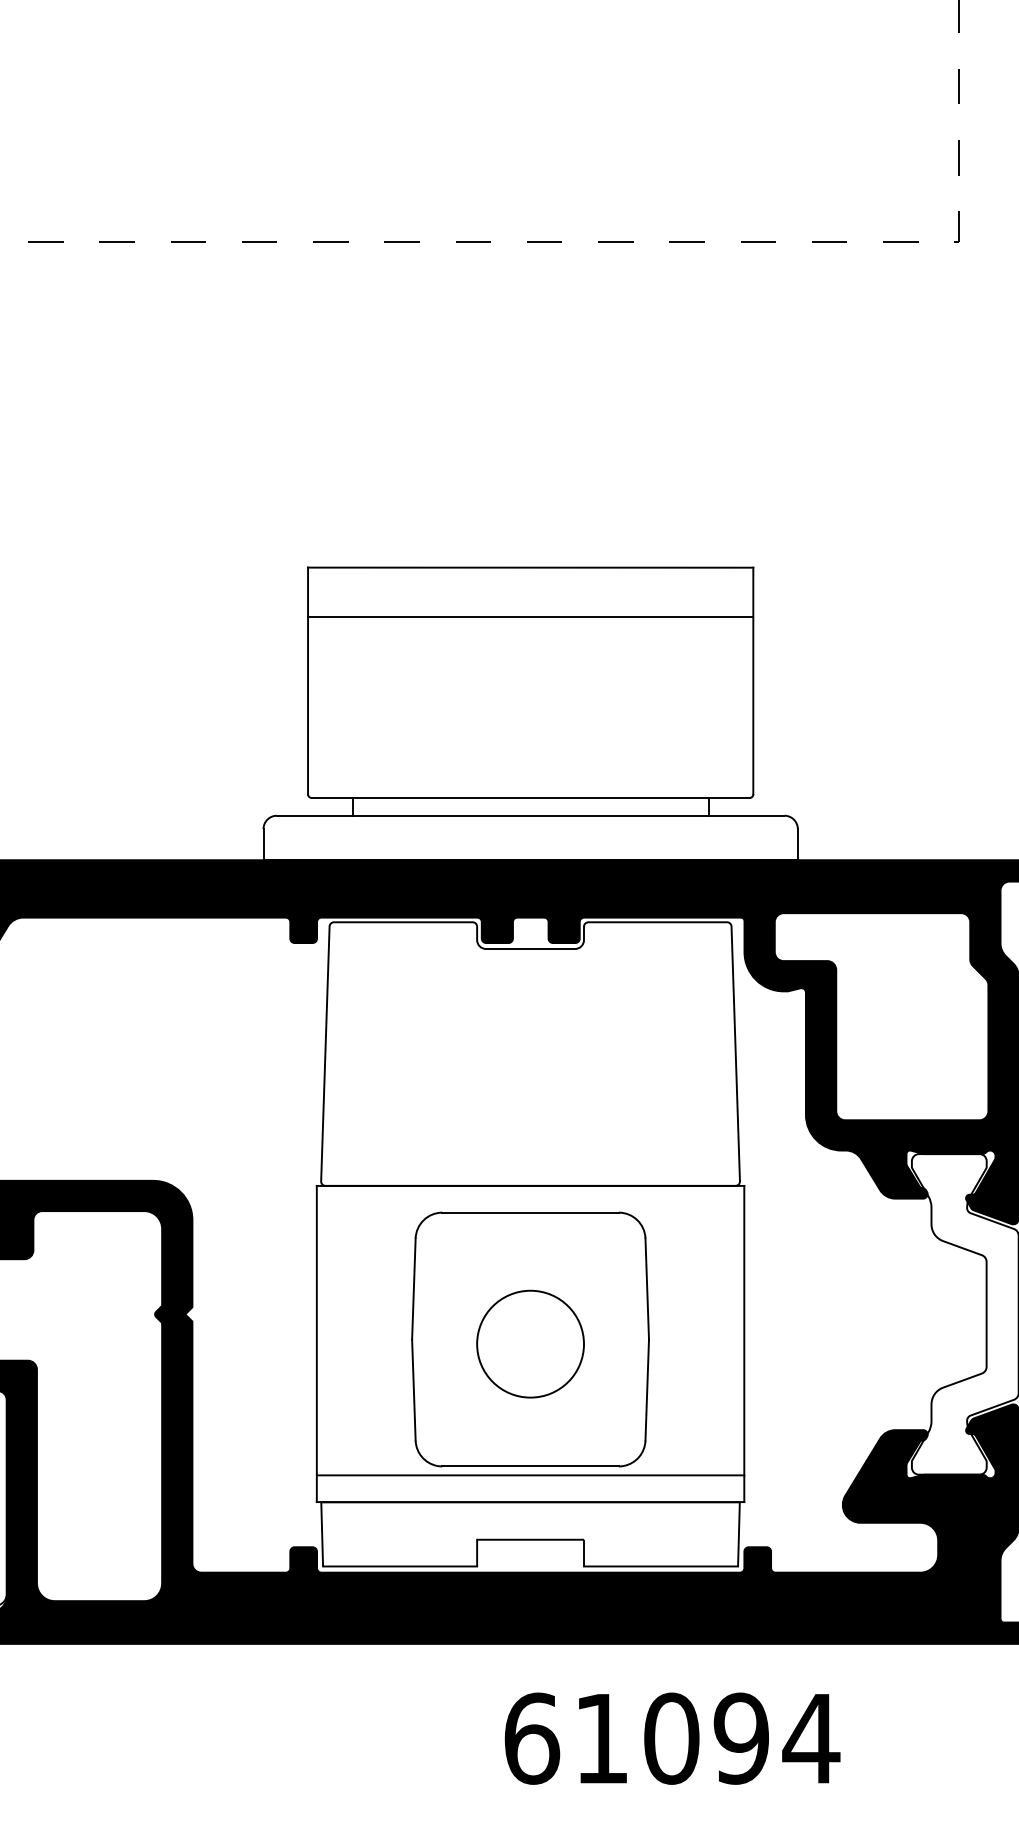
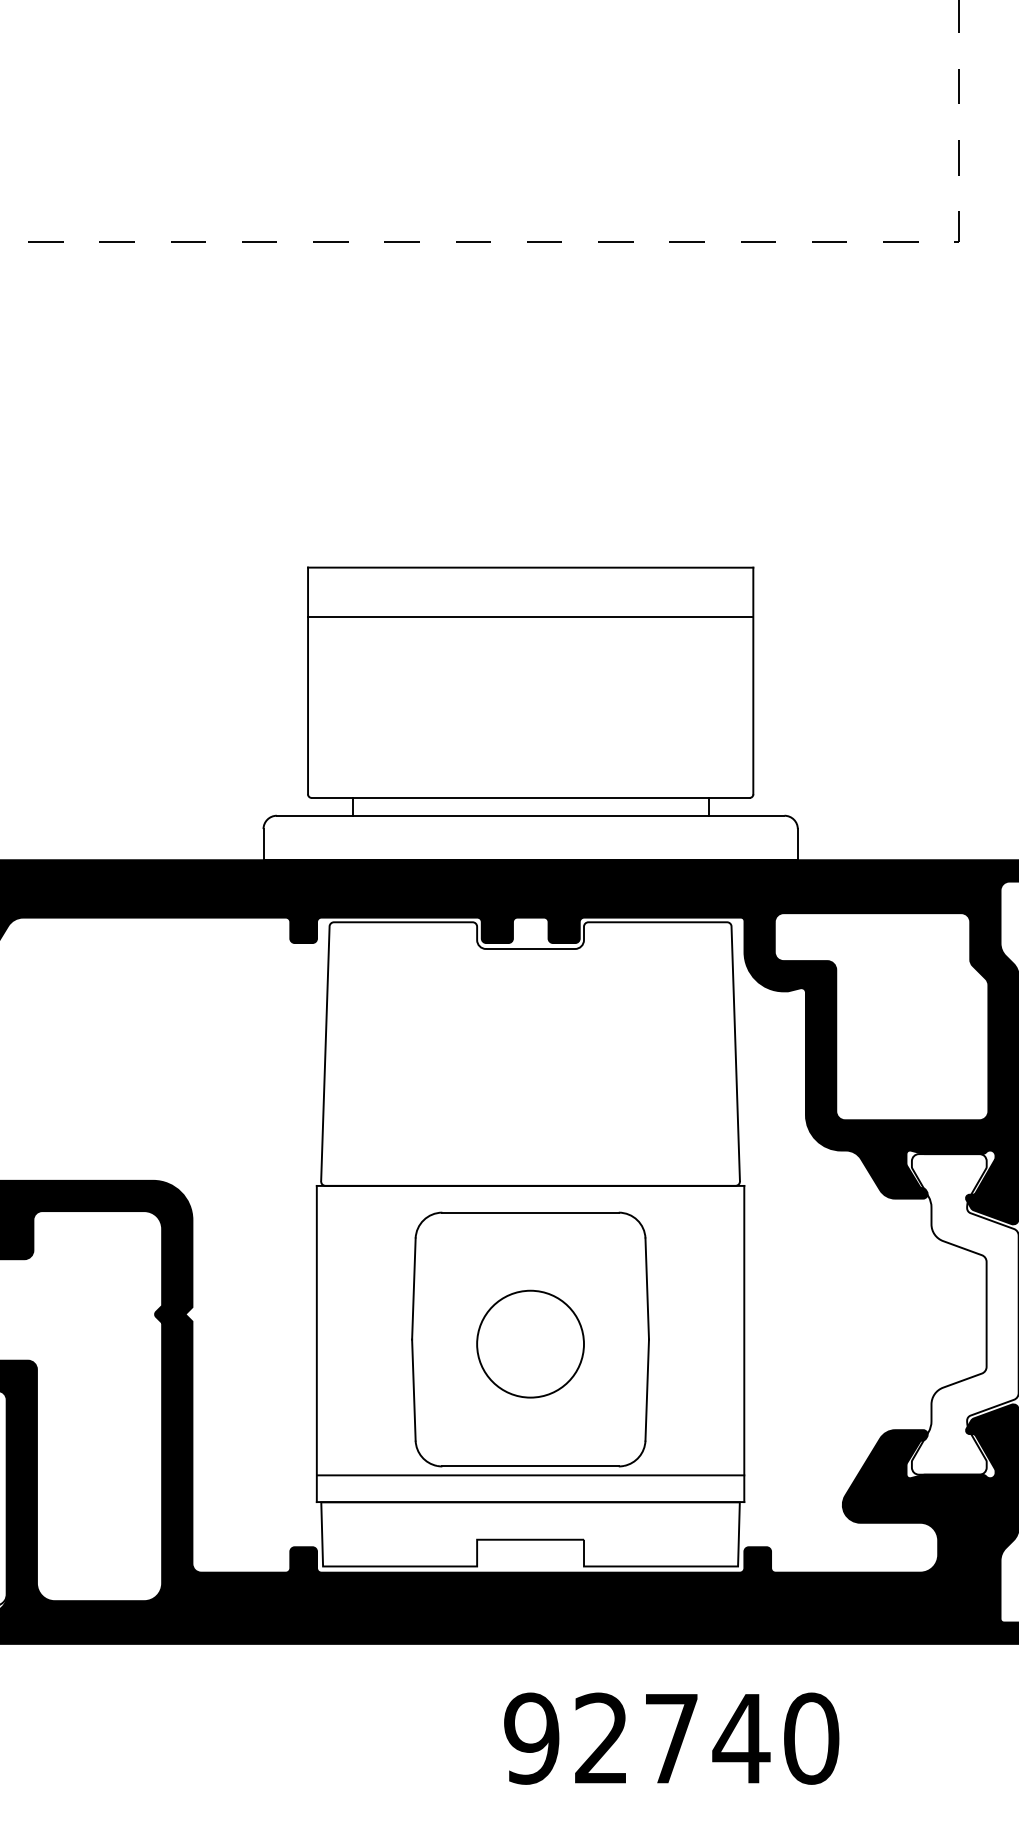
text: 61094 -> 92740 (672, 1738)
